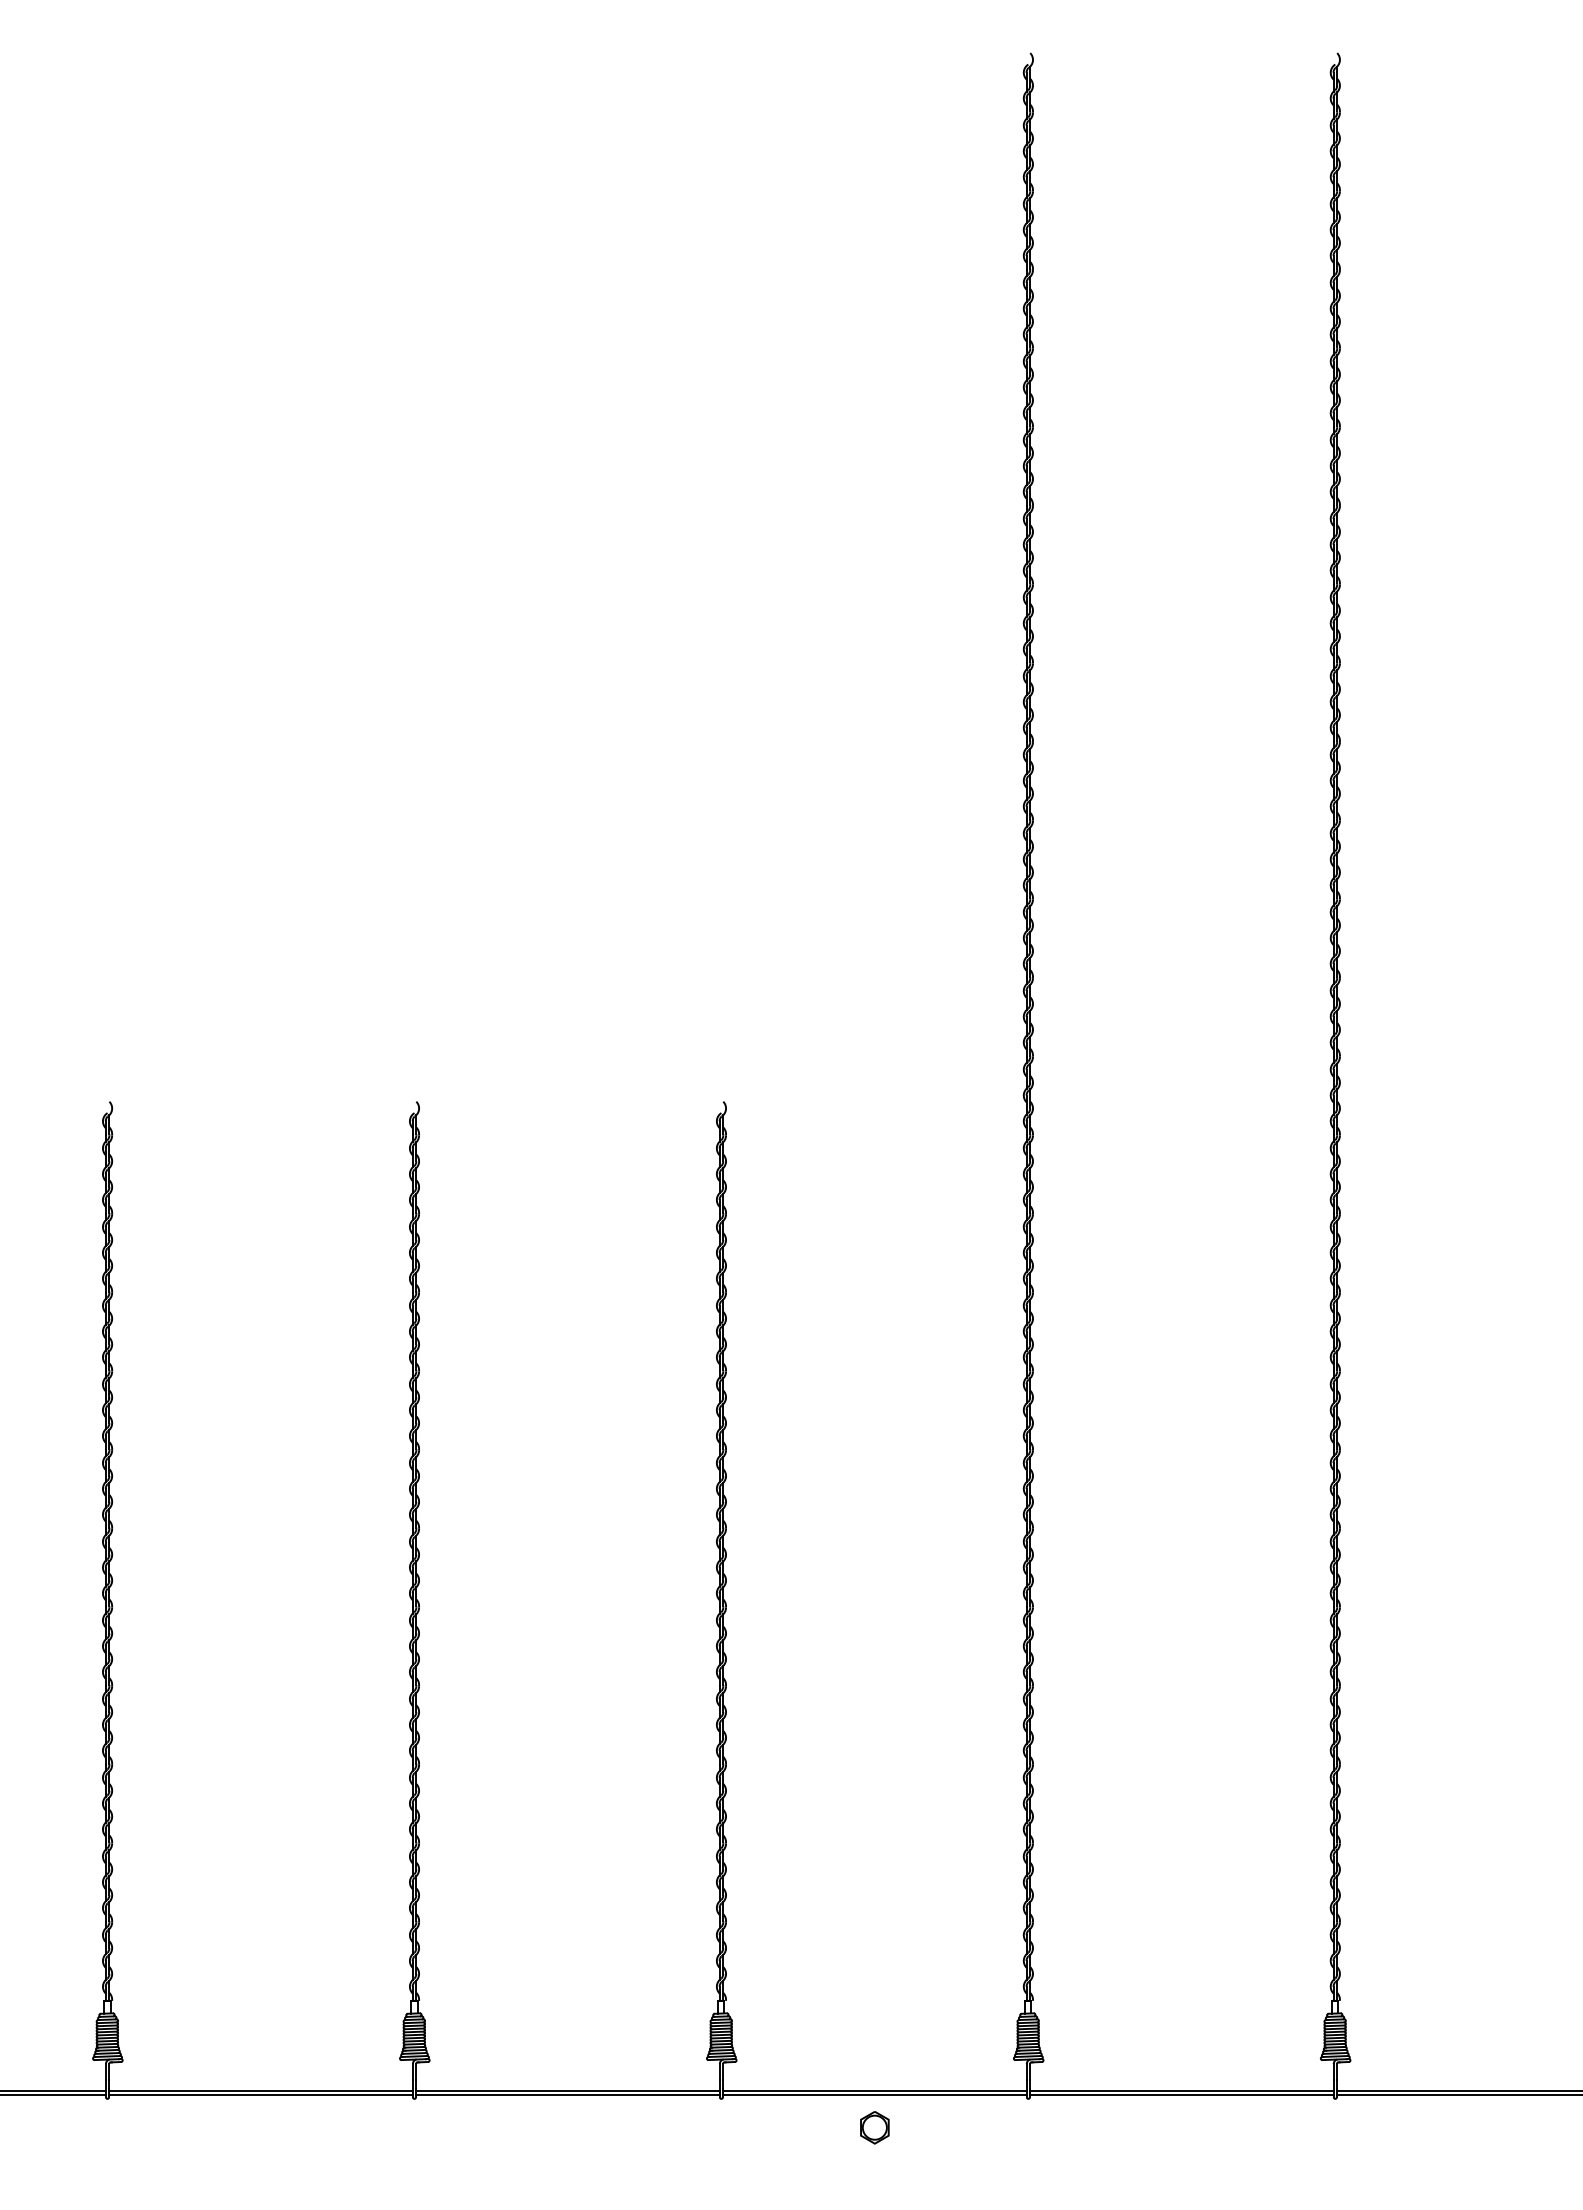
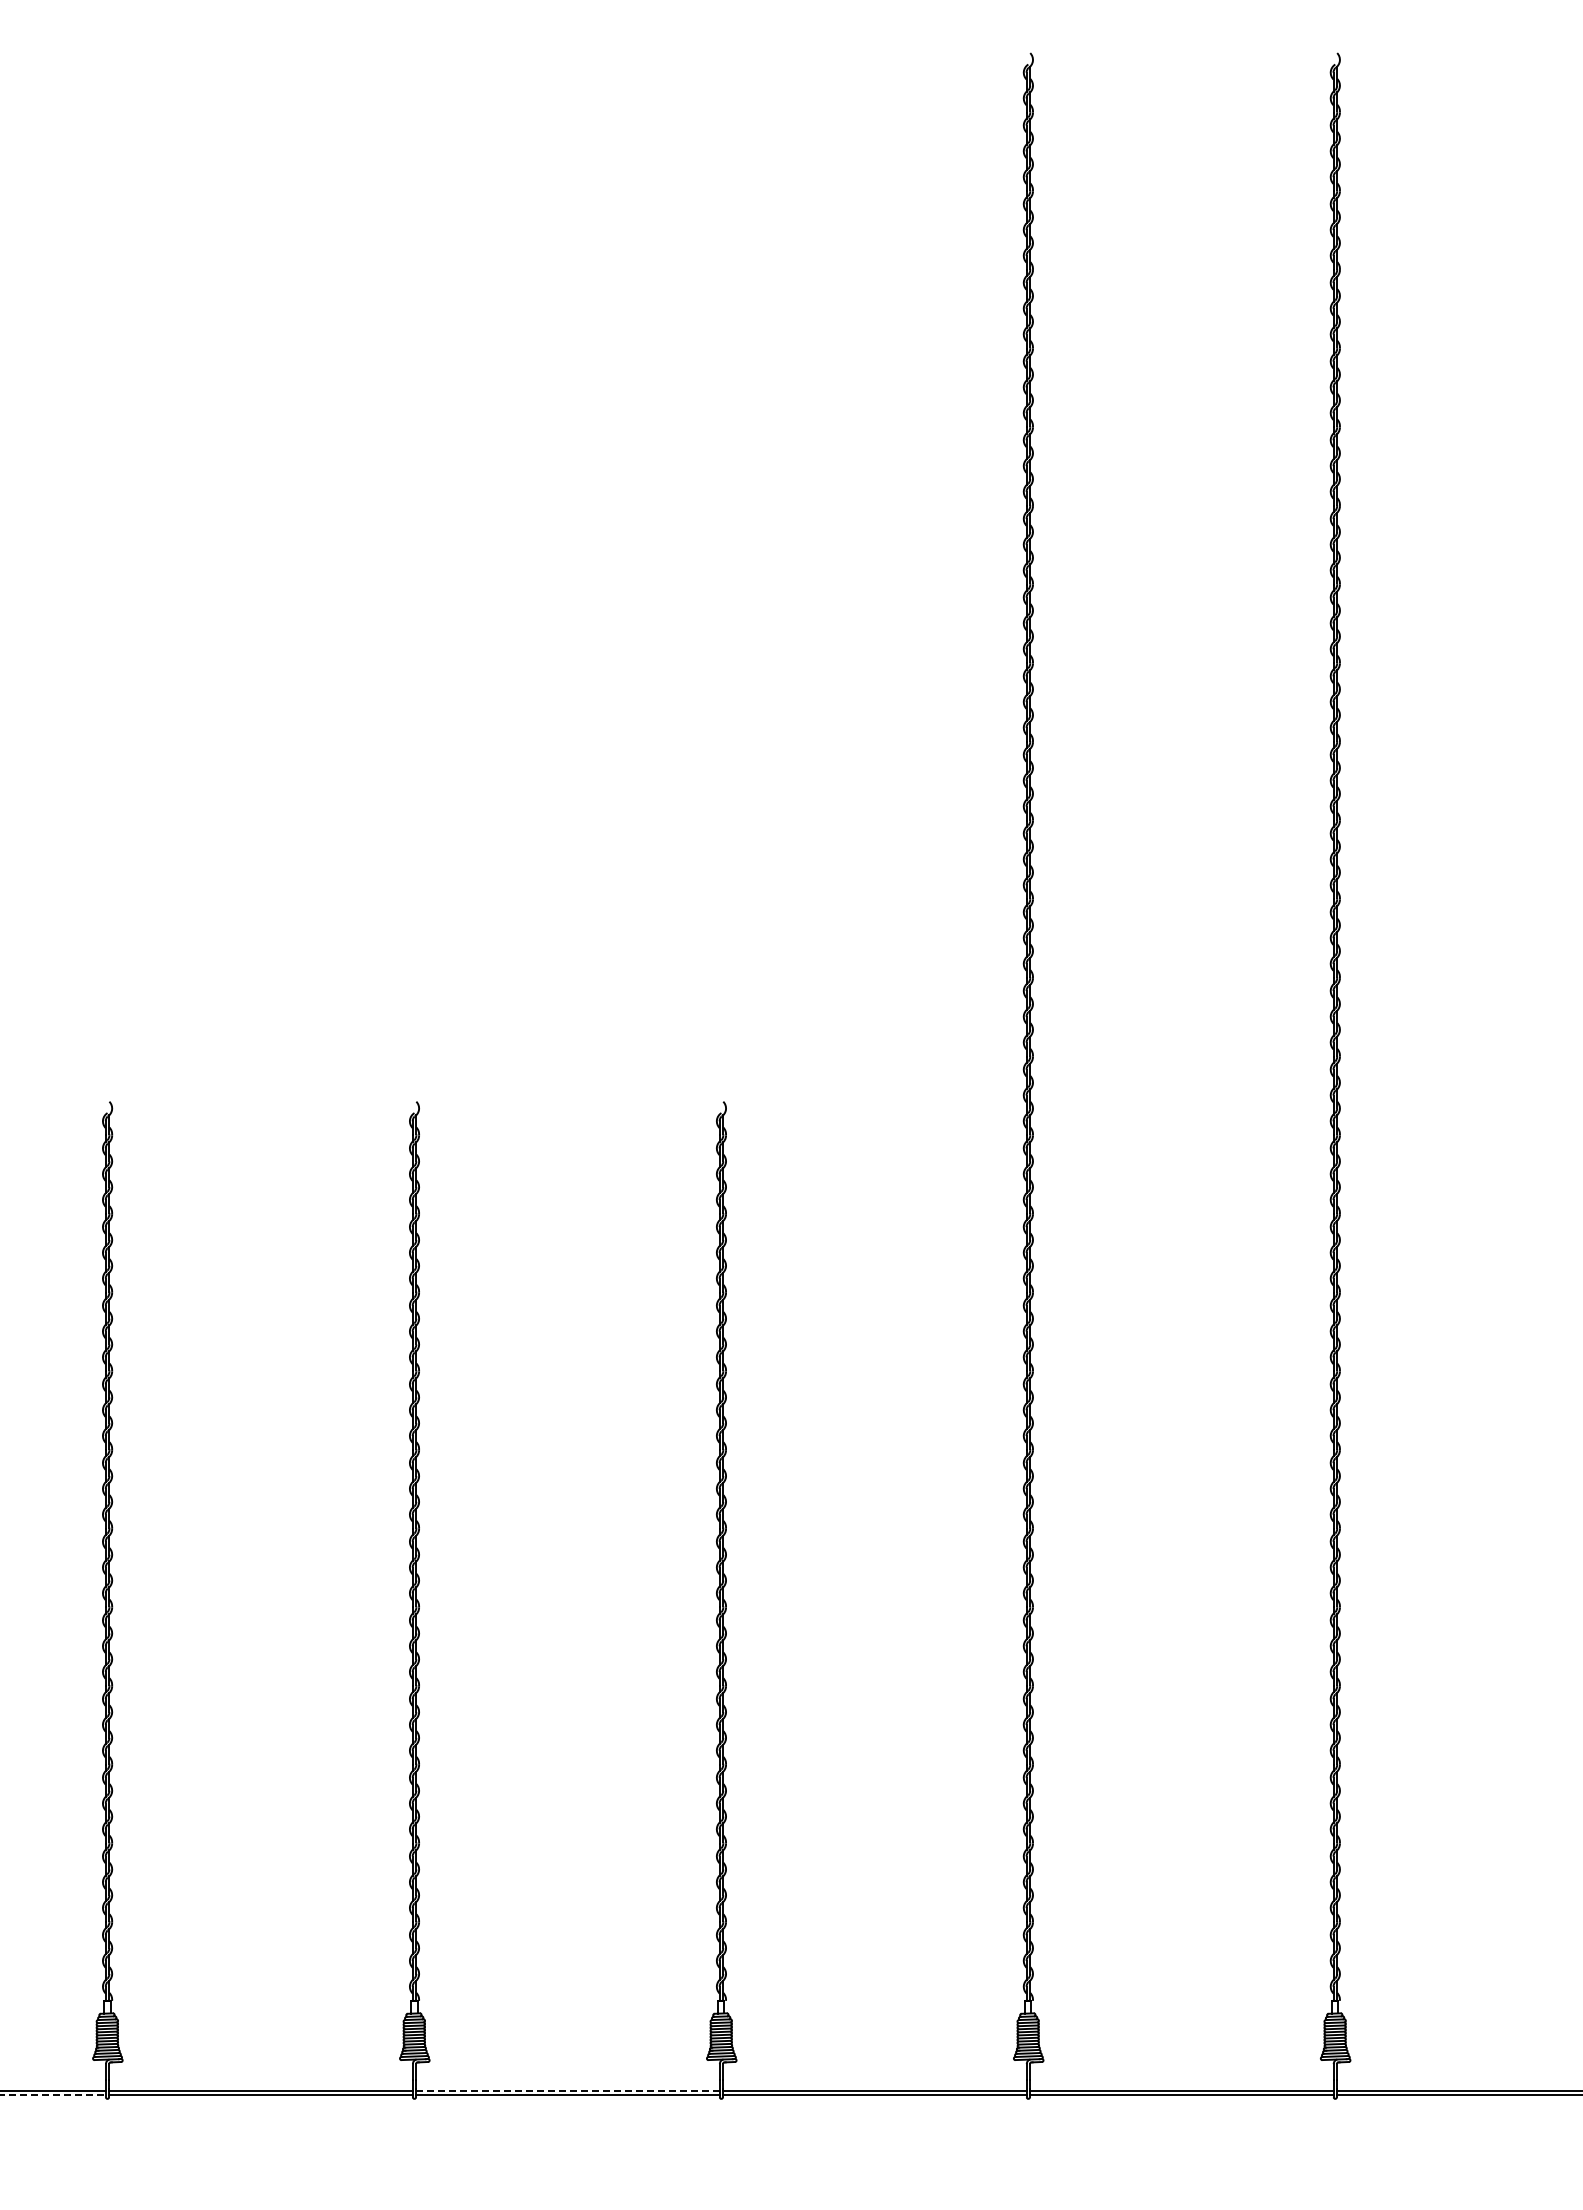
line: solid -> dashed (567, 2090)
line: solid -> dashed (53, 2095)
part: present -> none (874, 2127)
